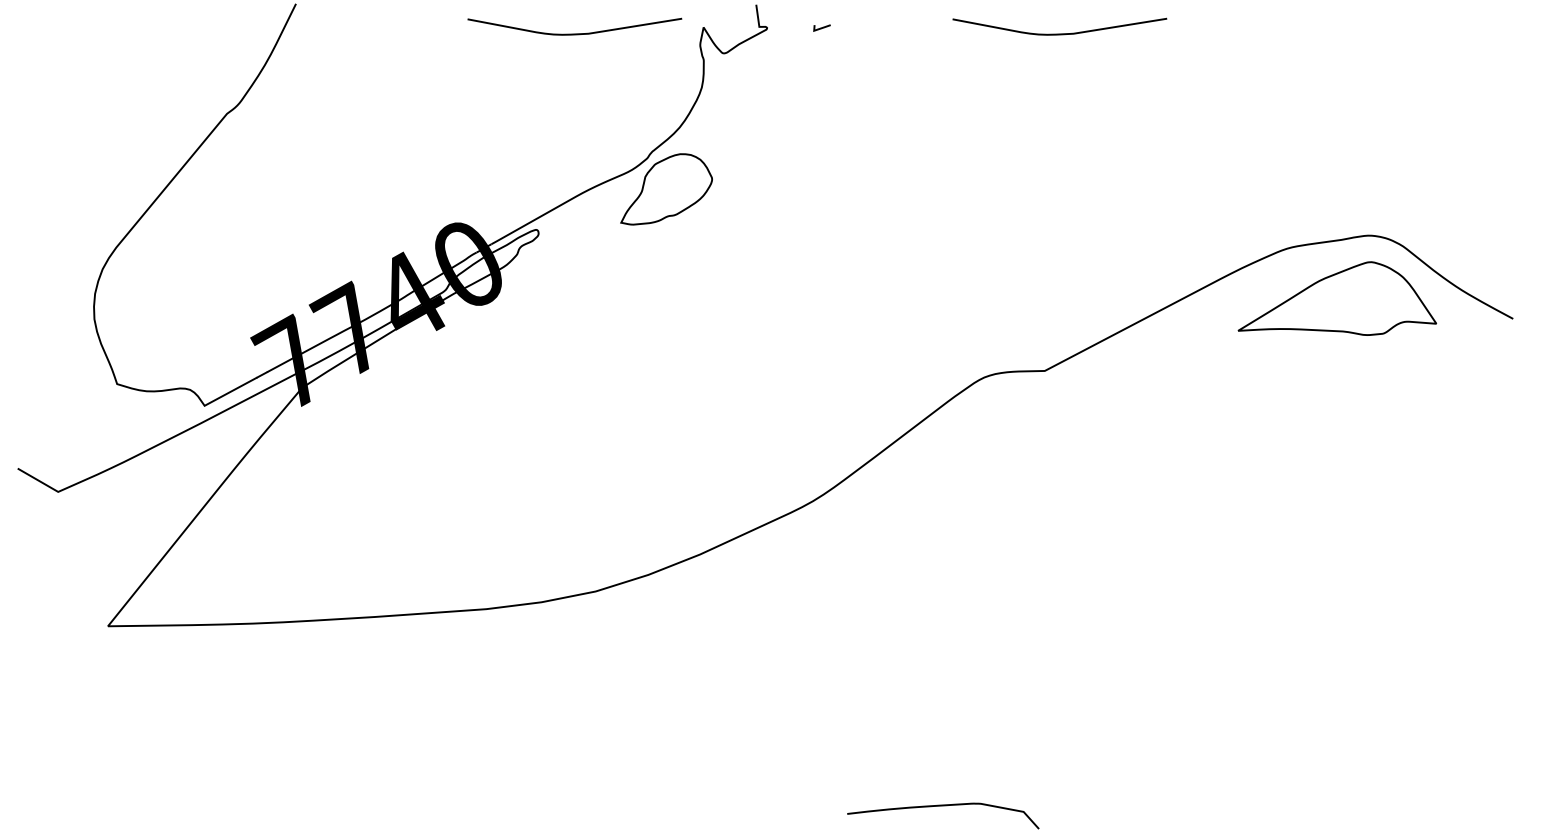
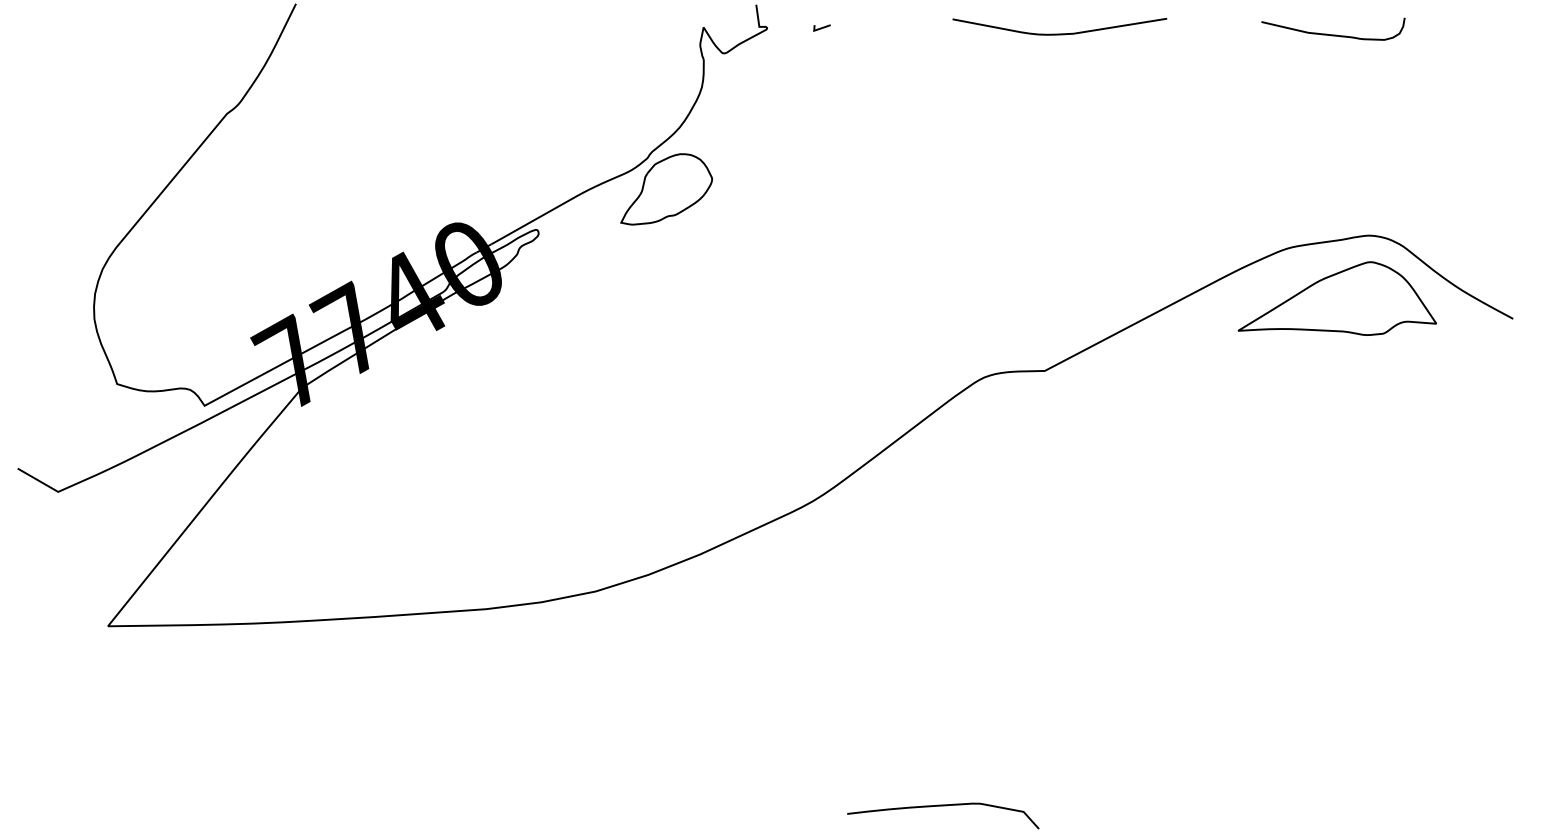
curve: present -> none (574, 33)
curve: none -> present (1333, 34)
